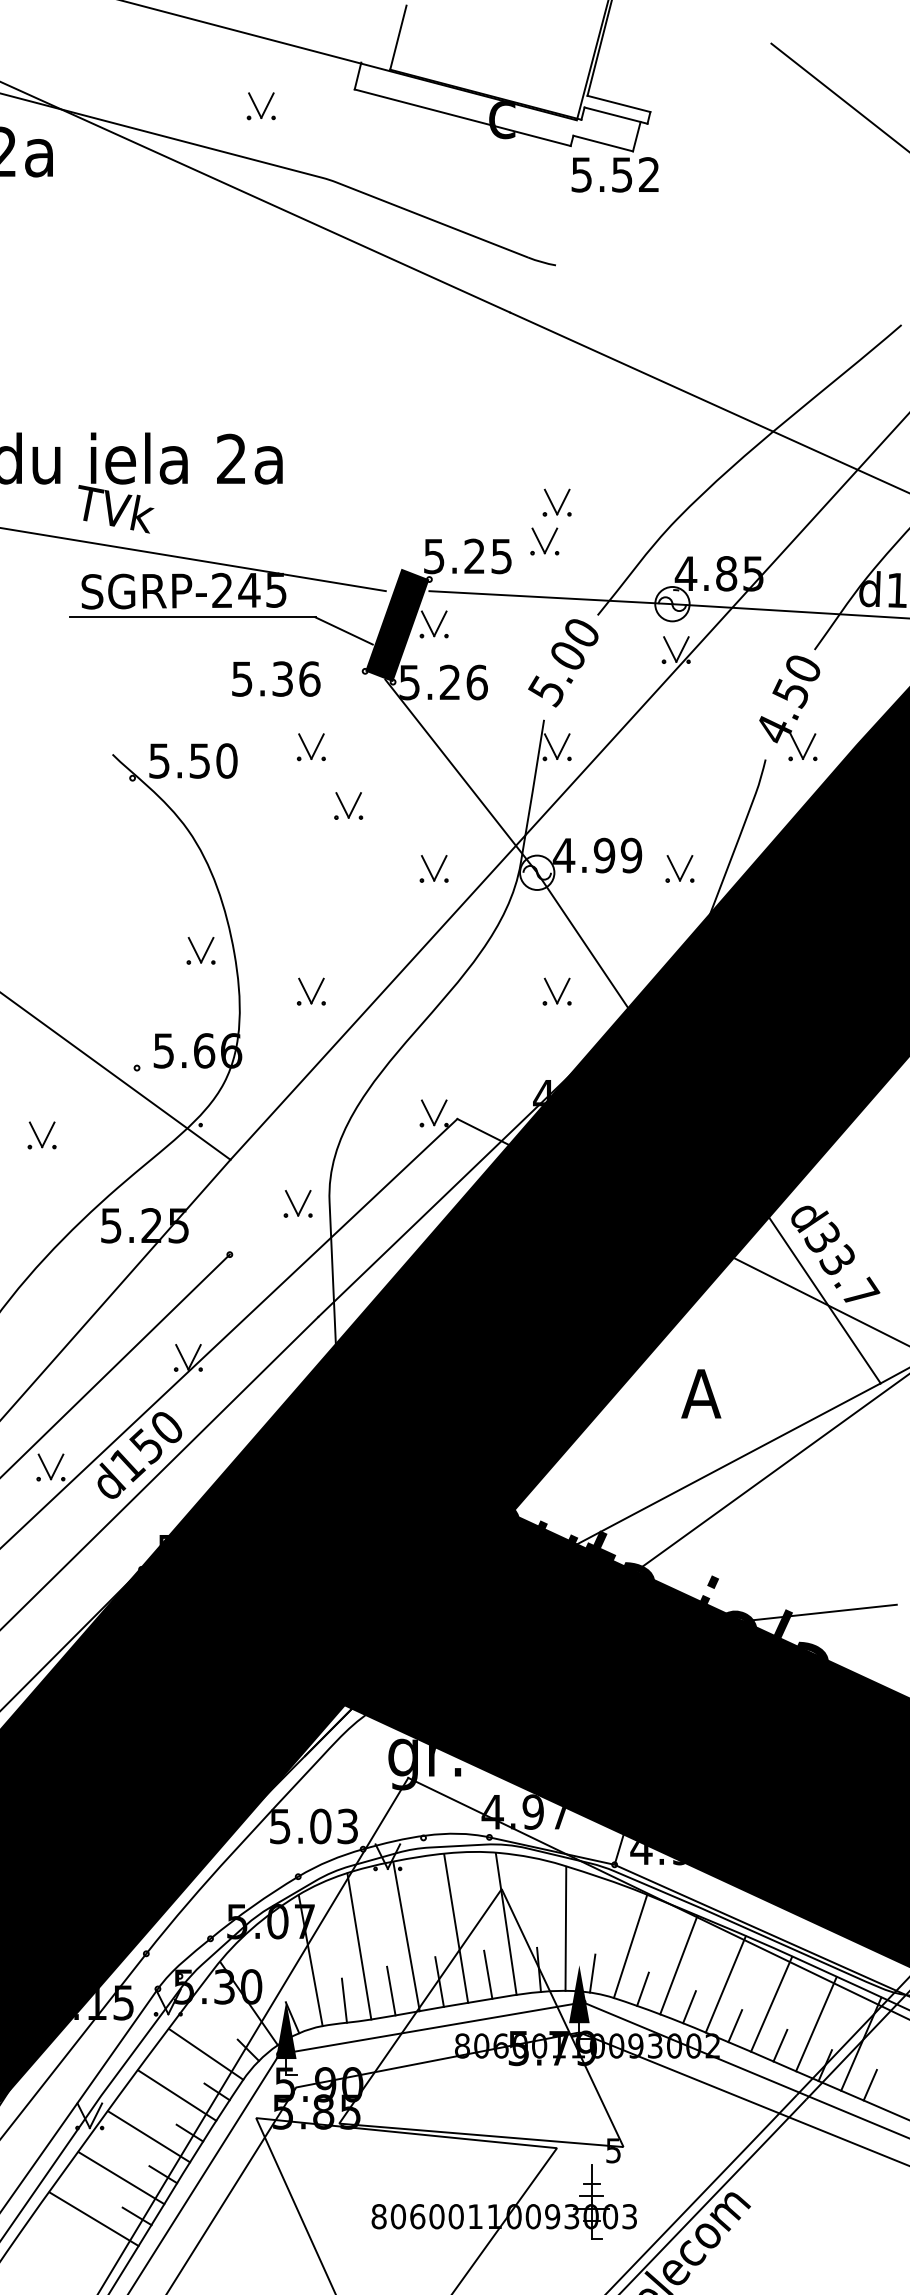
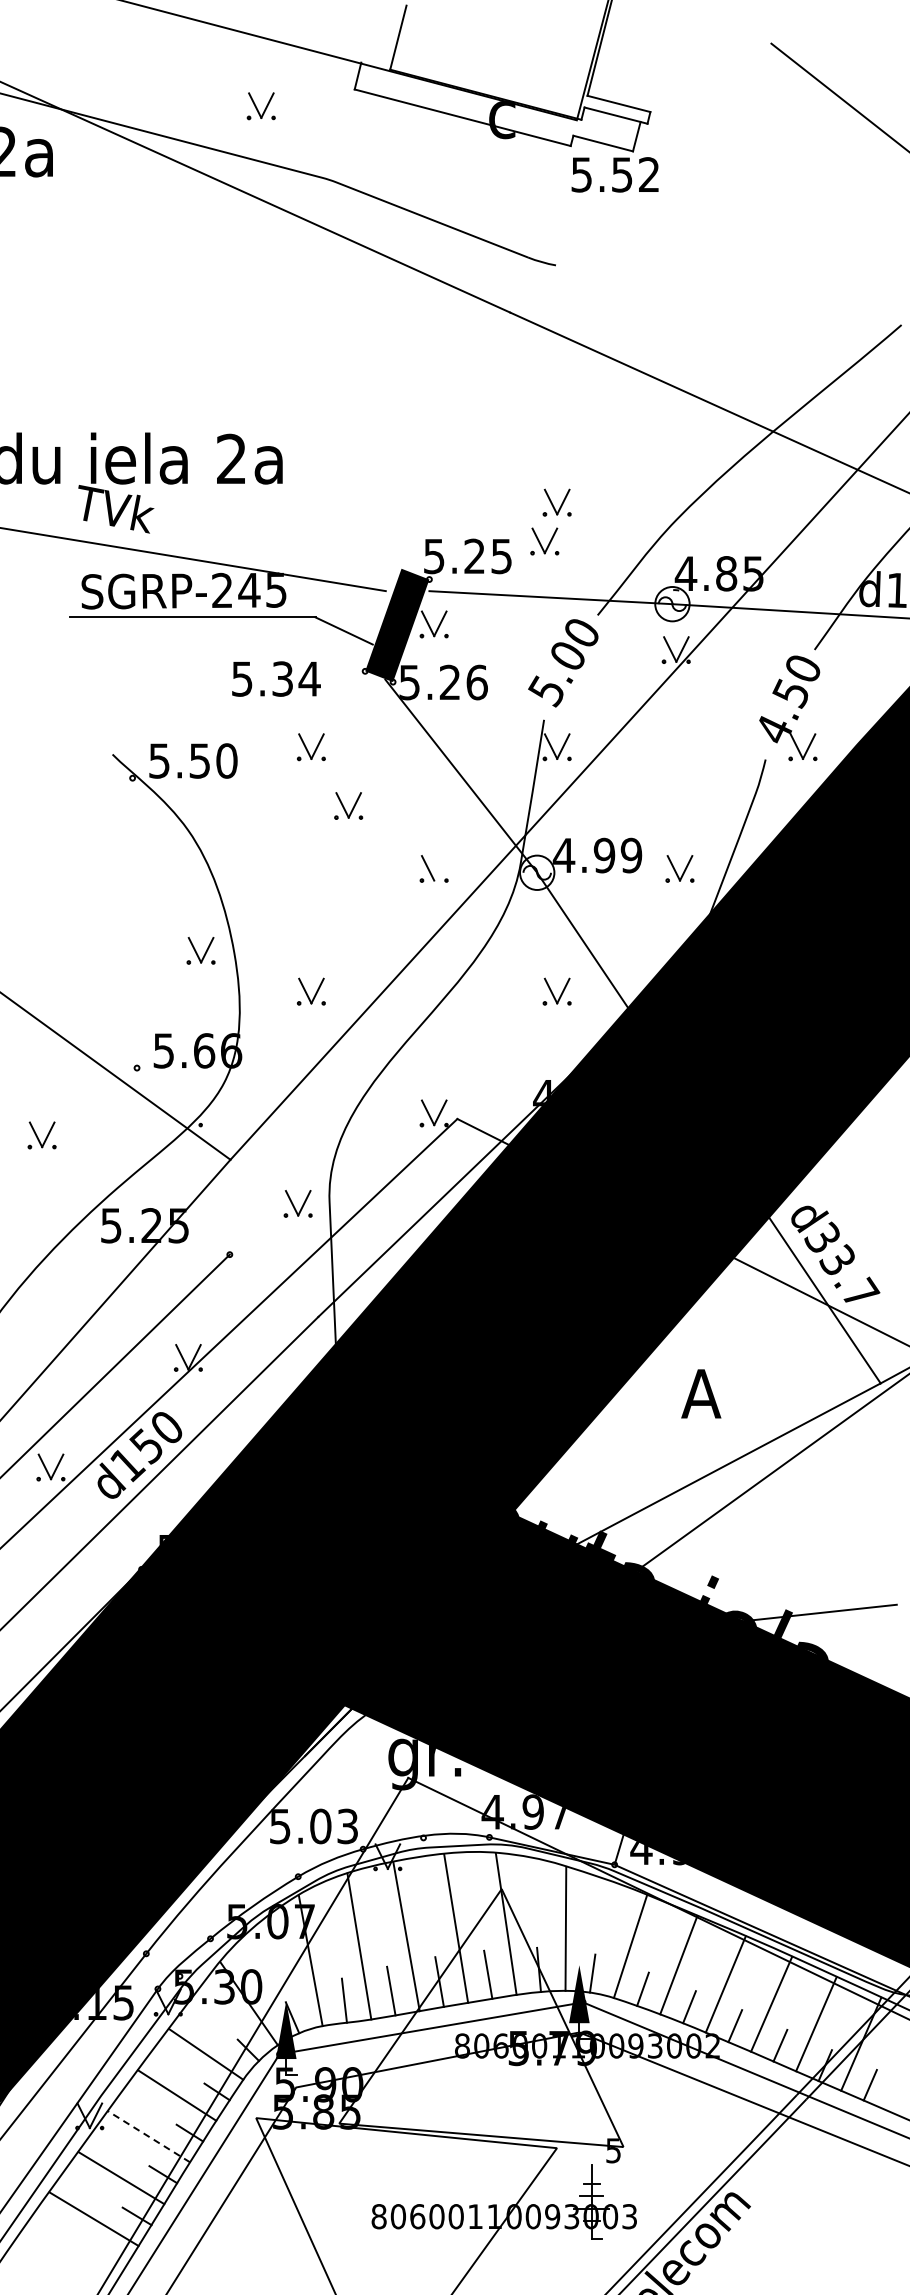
text: 5.36 -> 5.34 (309, 678)
line: present -> none (440, 868)
line: solid -> dashed (148, 2136)
